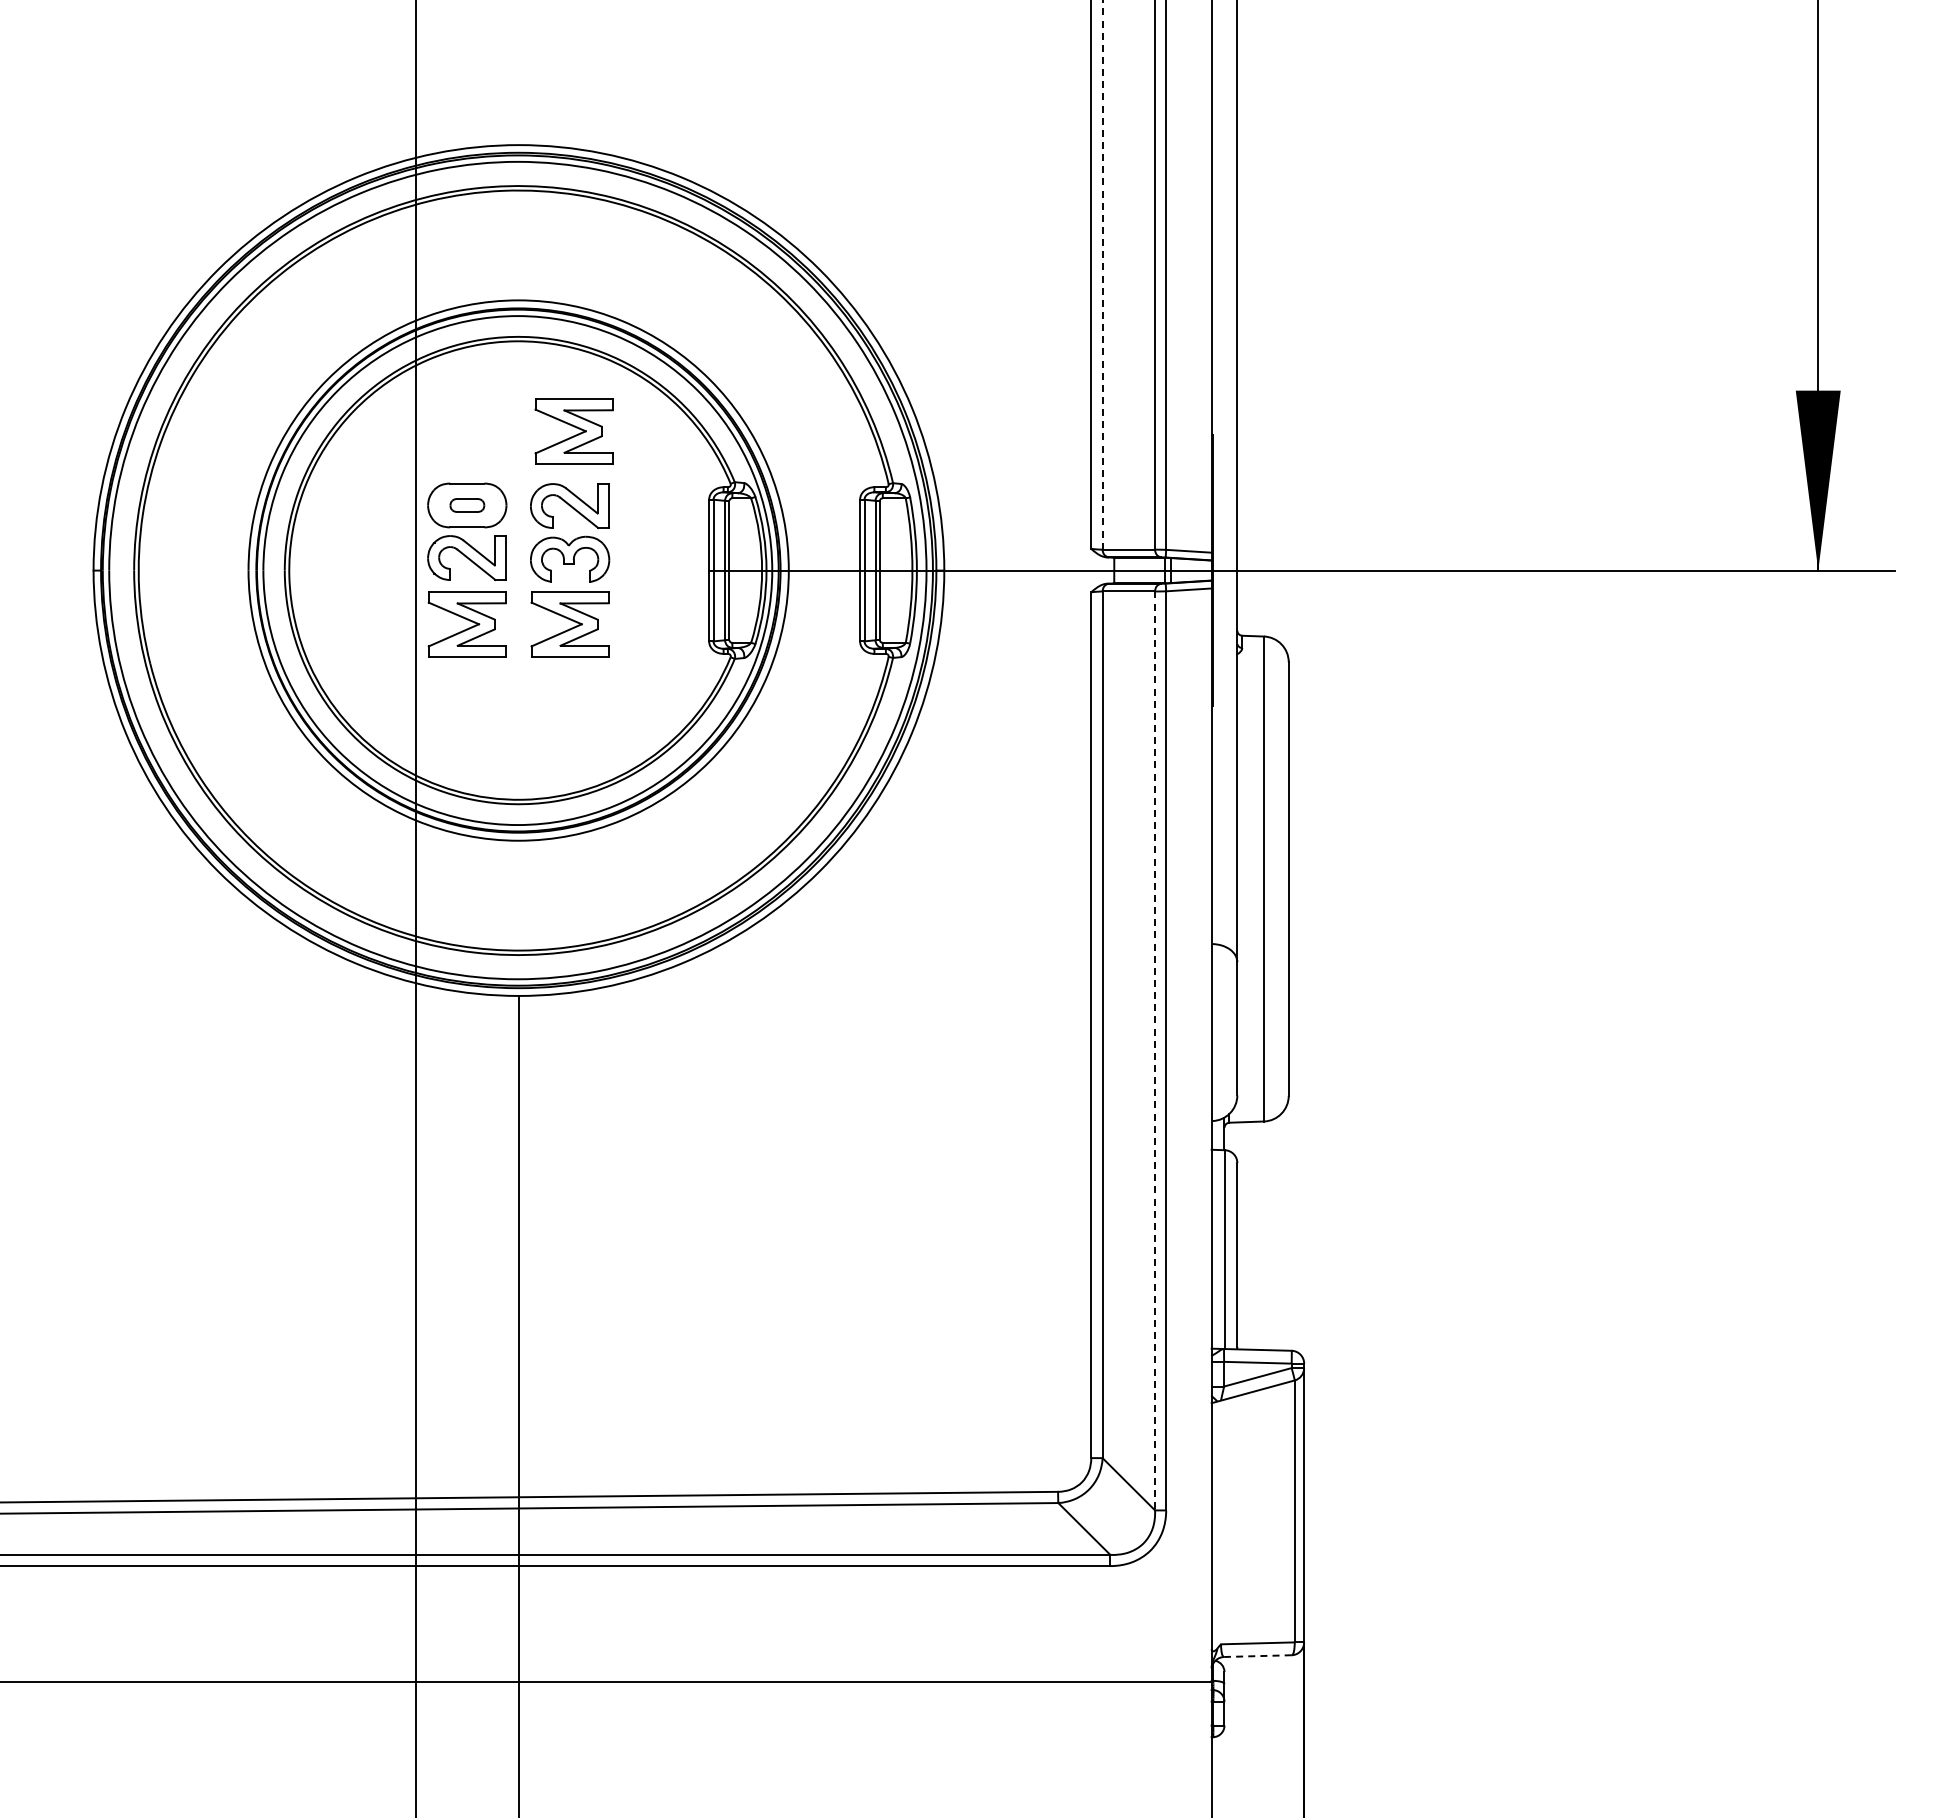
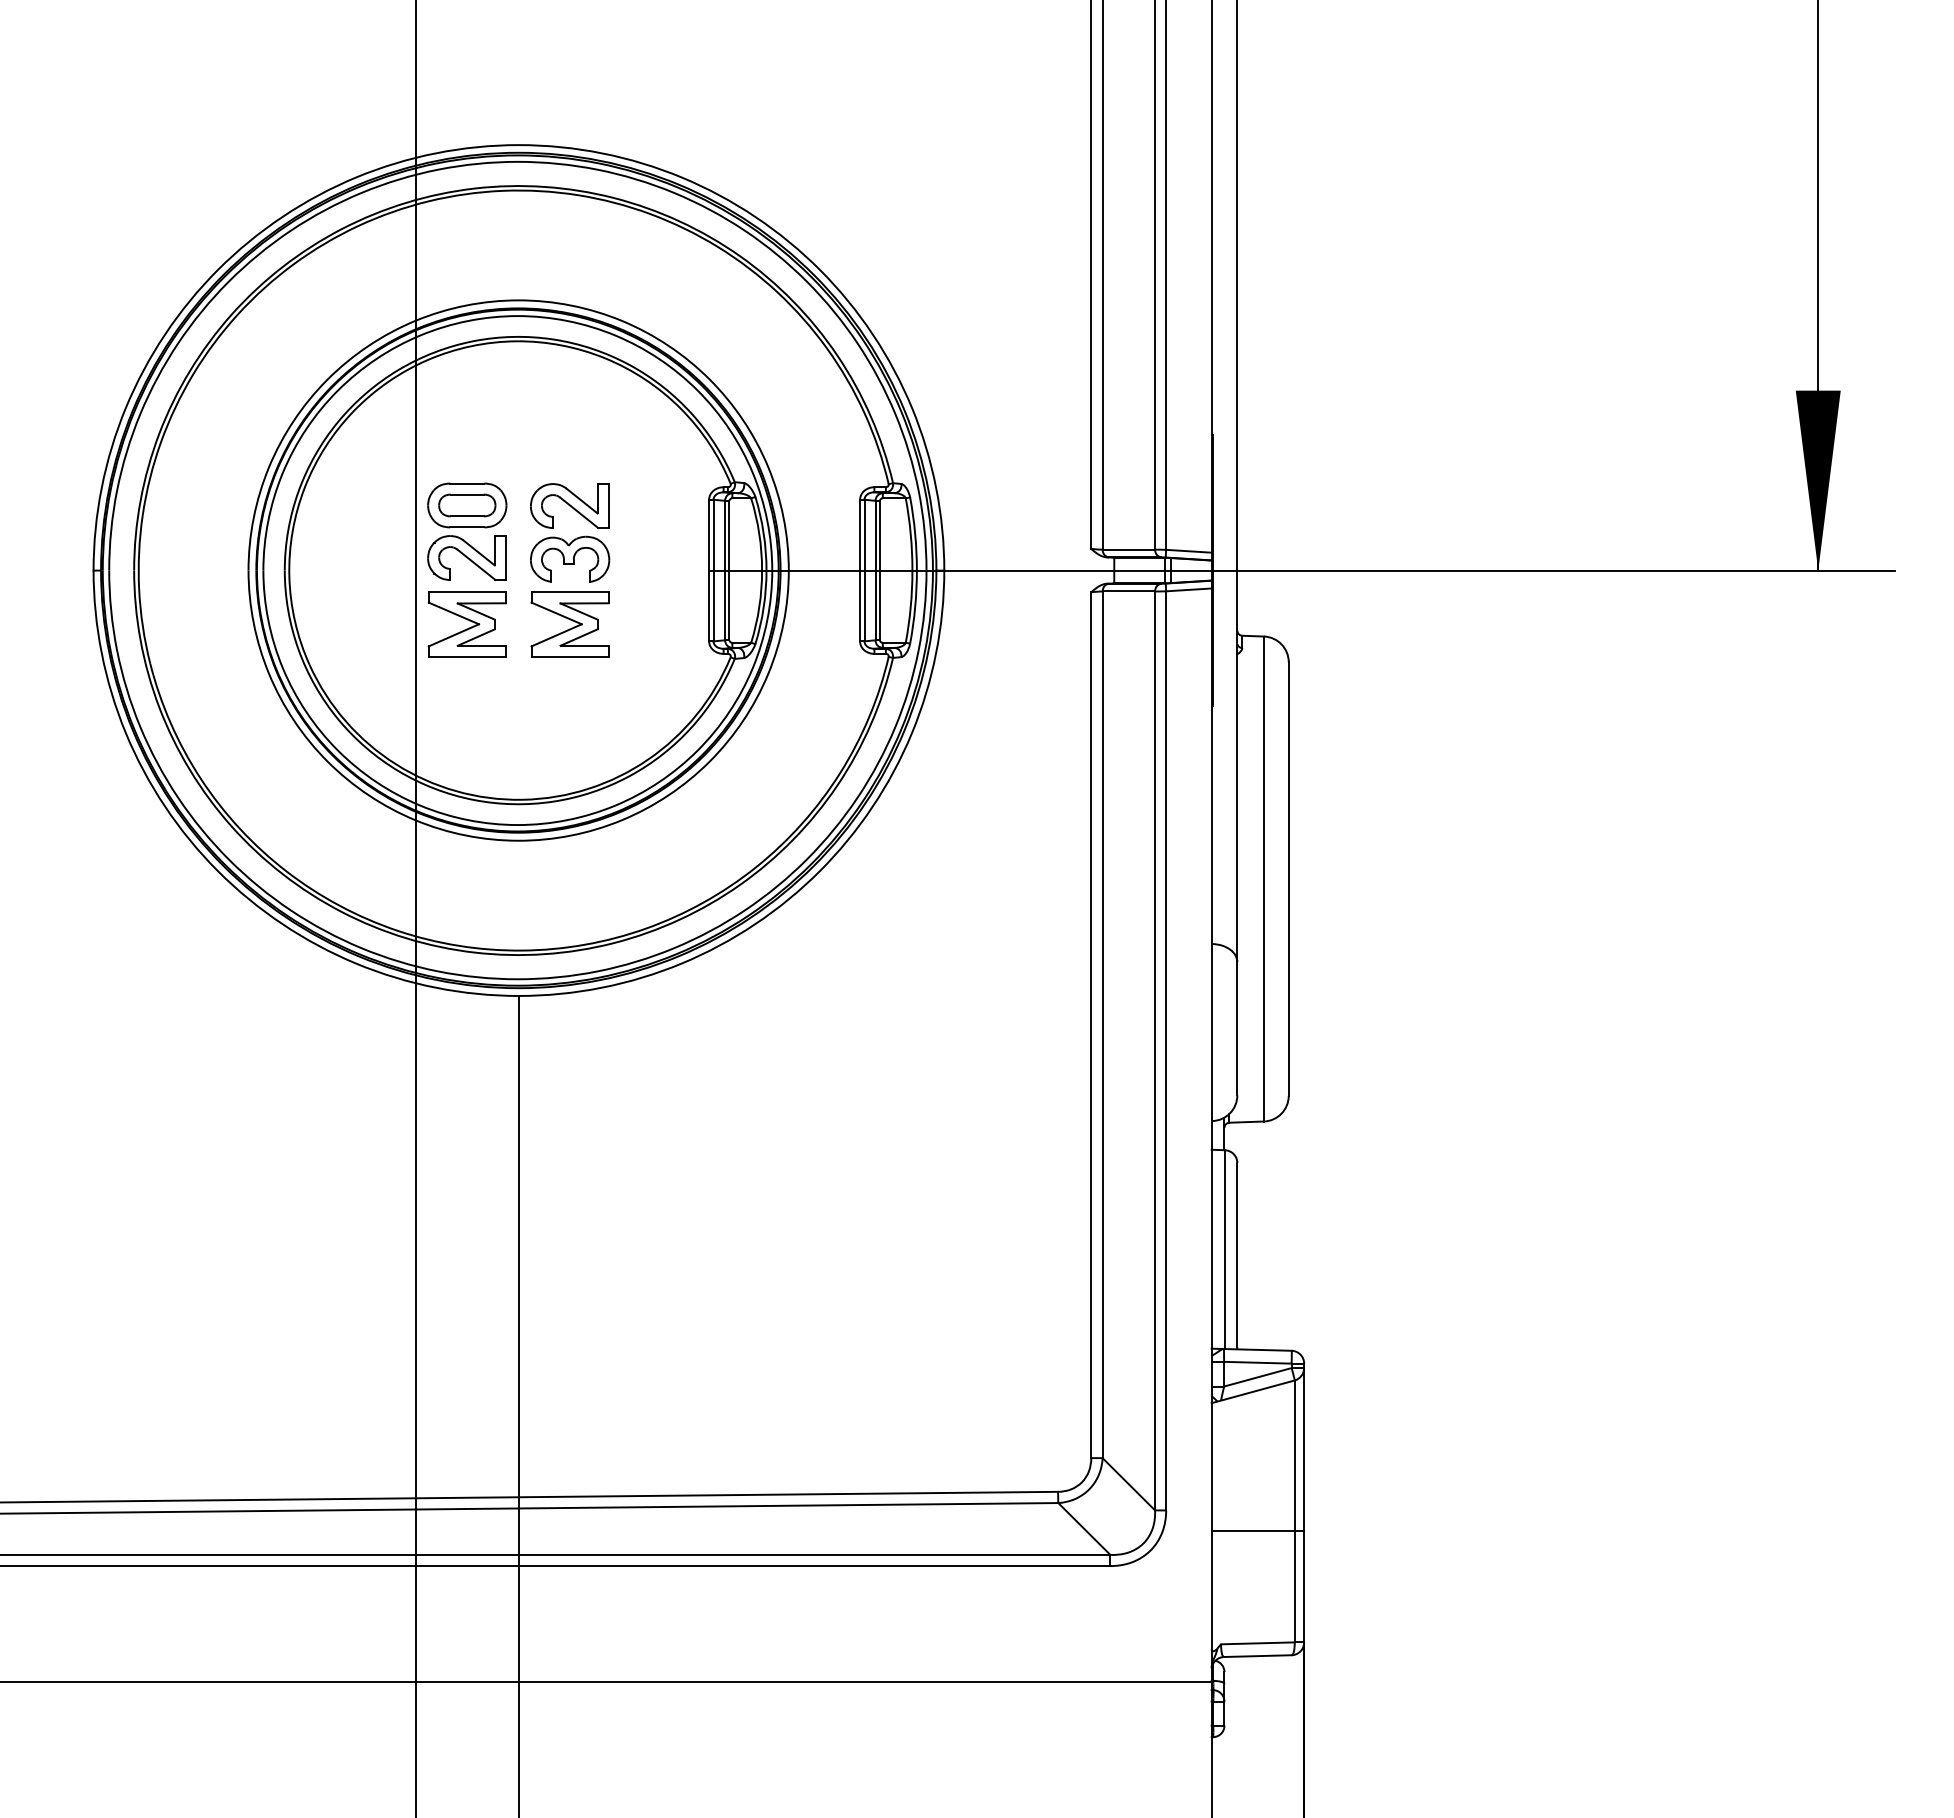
line: dashed -> solid (1102, 274)
part: present -> none (573, 431)
part size: 37x15 px -> 59x25 px (467, 505)
line: dashed -> solid (1155, 1051)
line: none -> present (1257, 1530)
line: dashed -> solid (1257, 1656)
